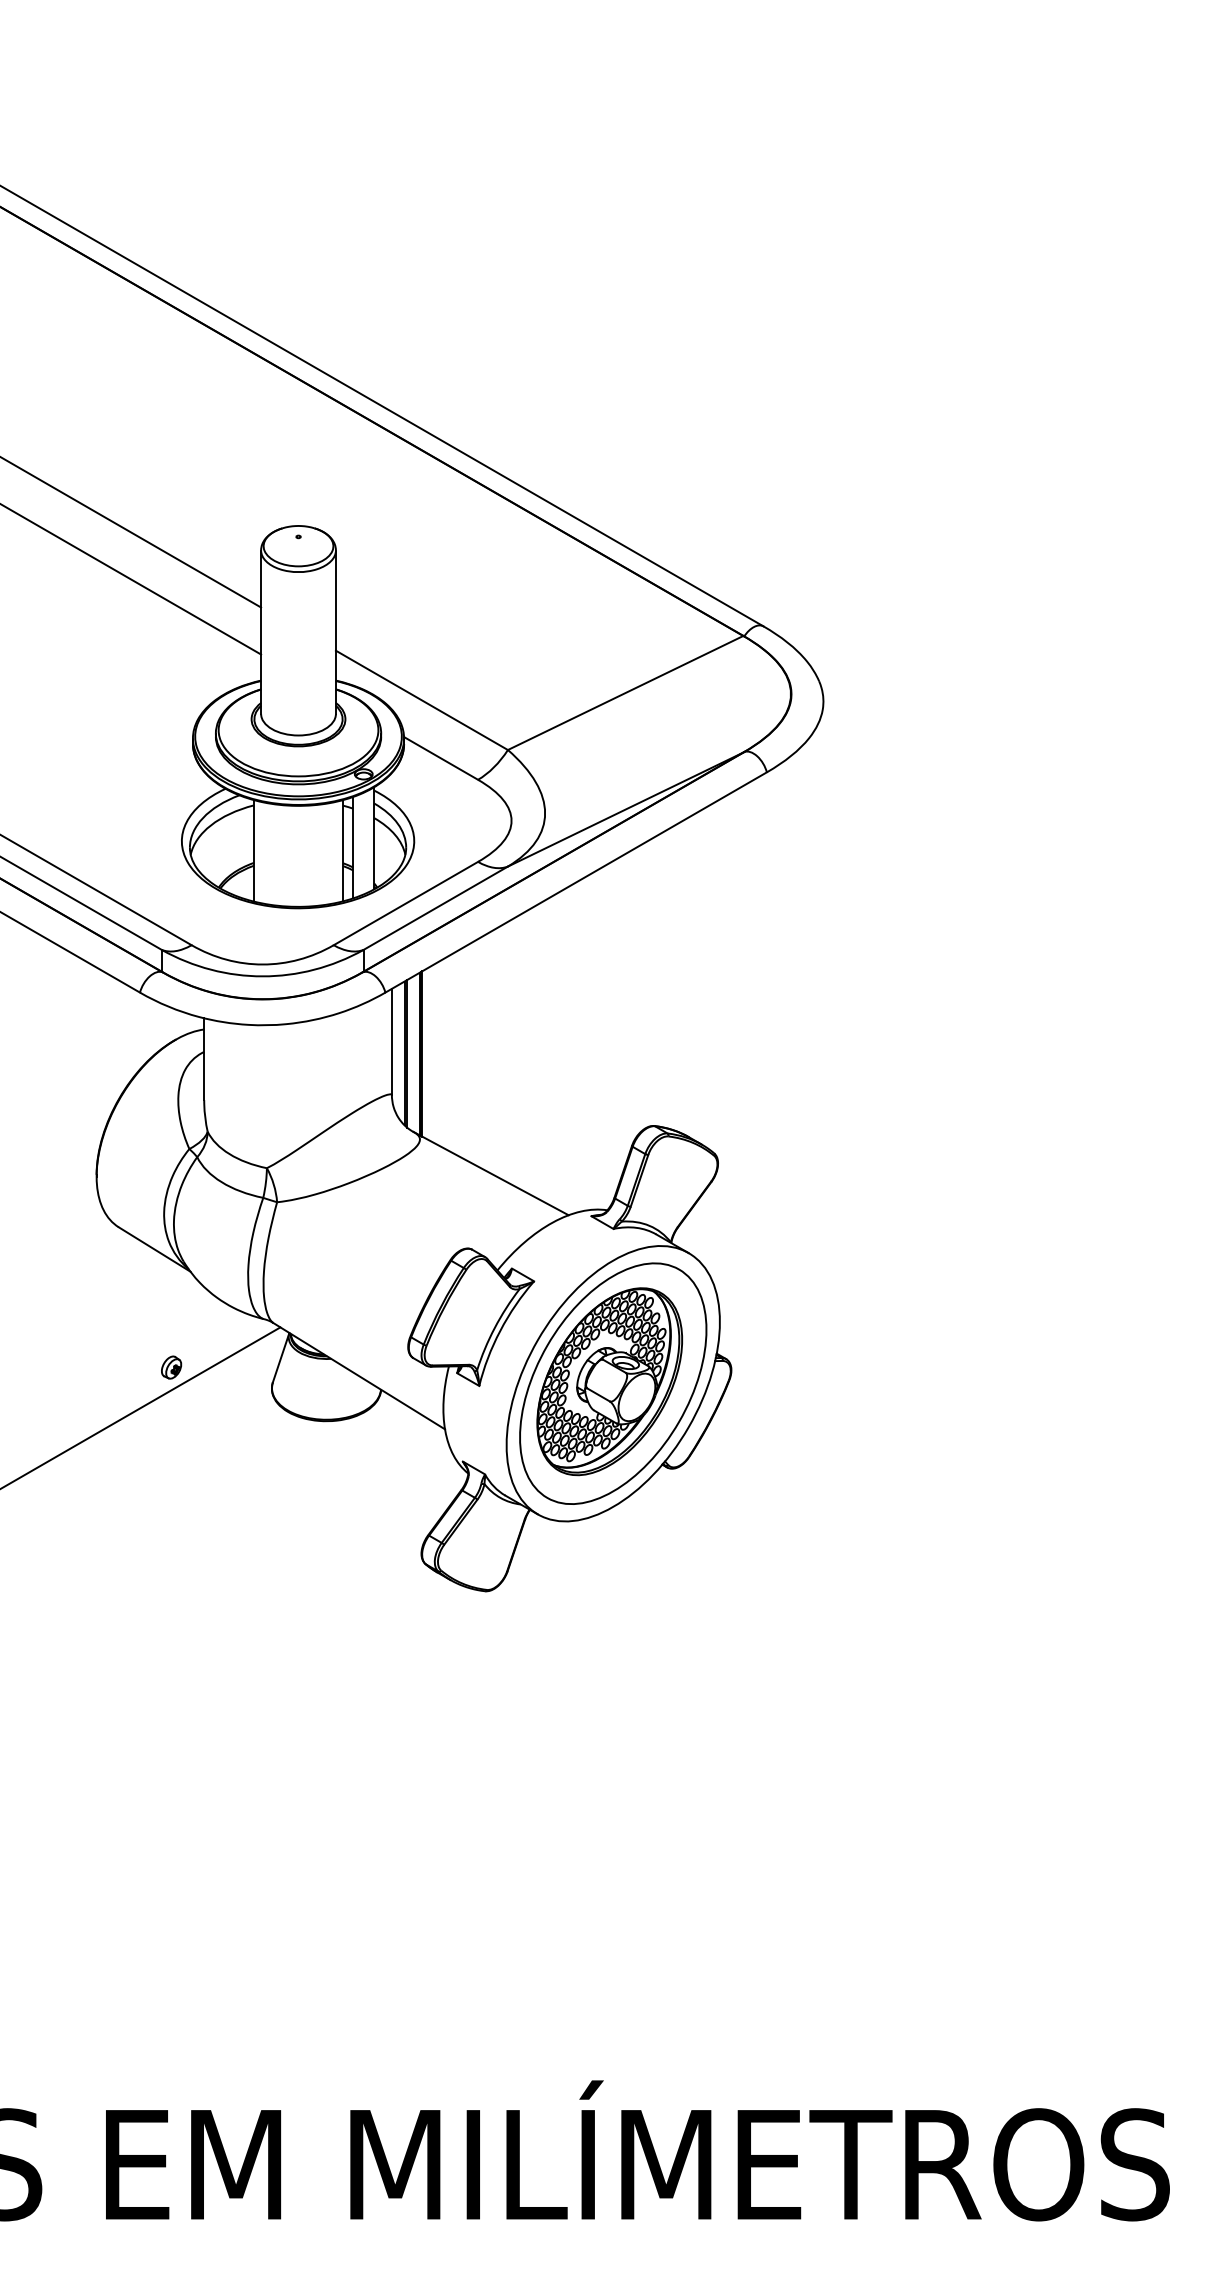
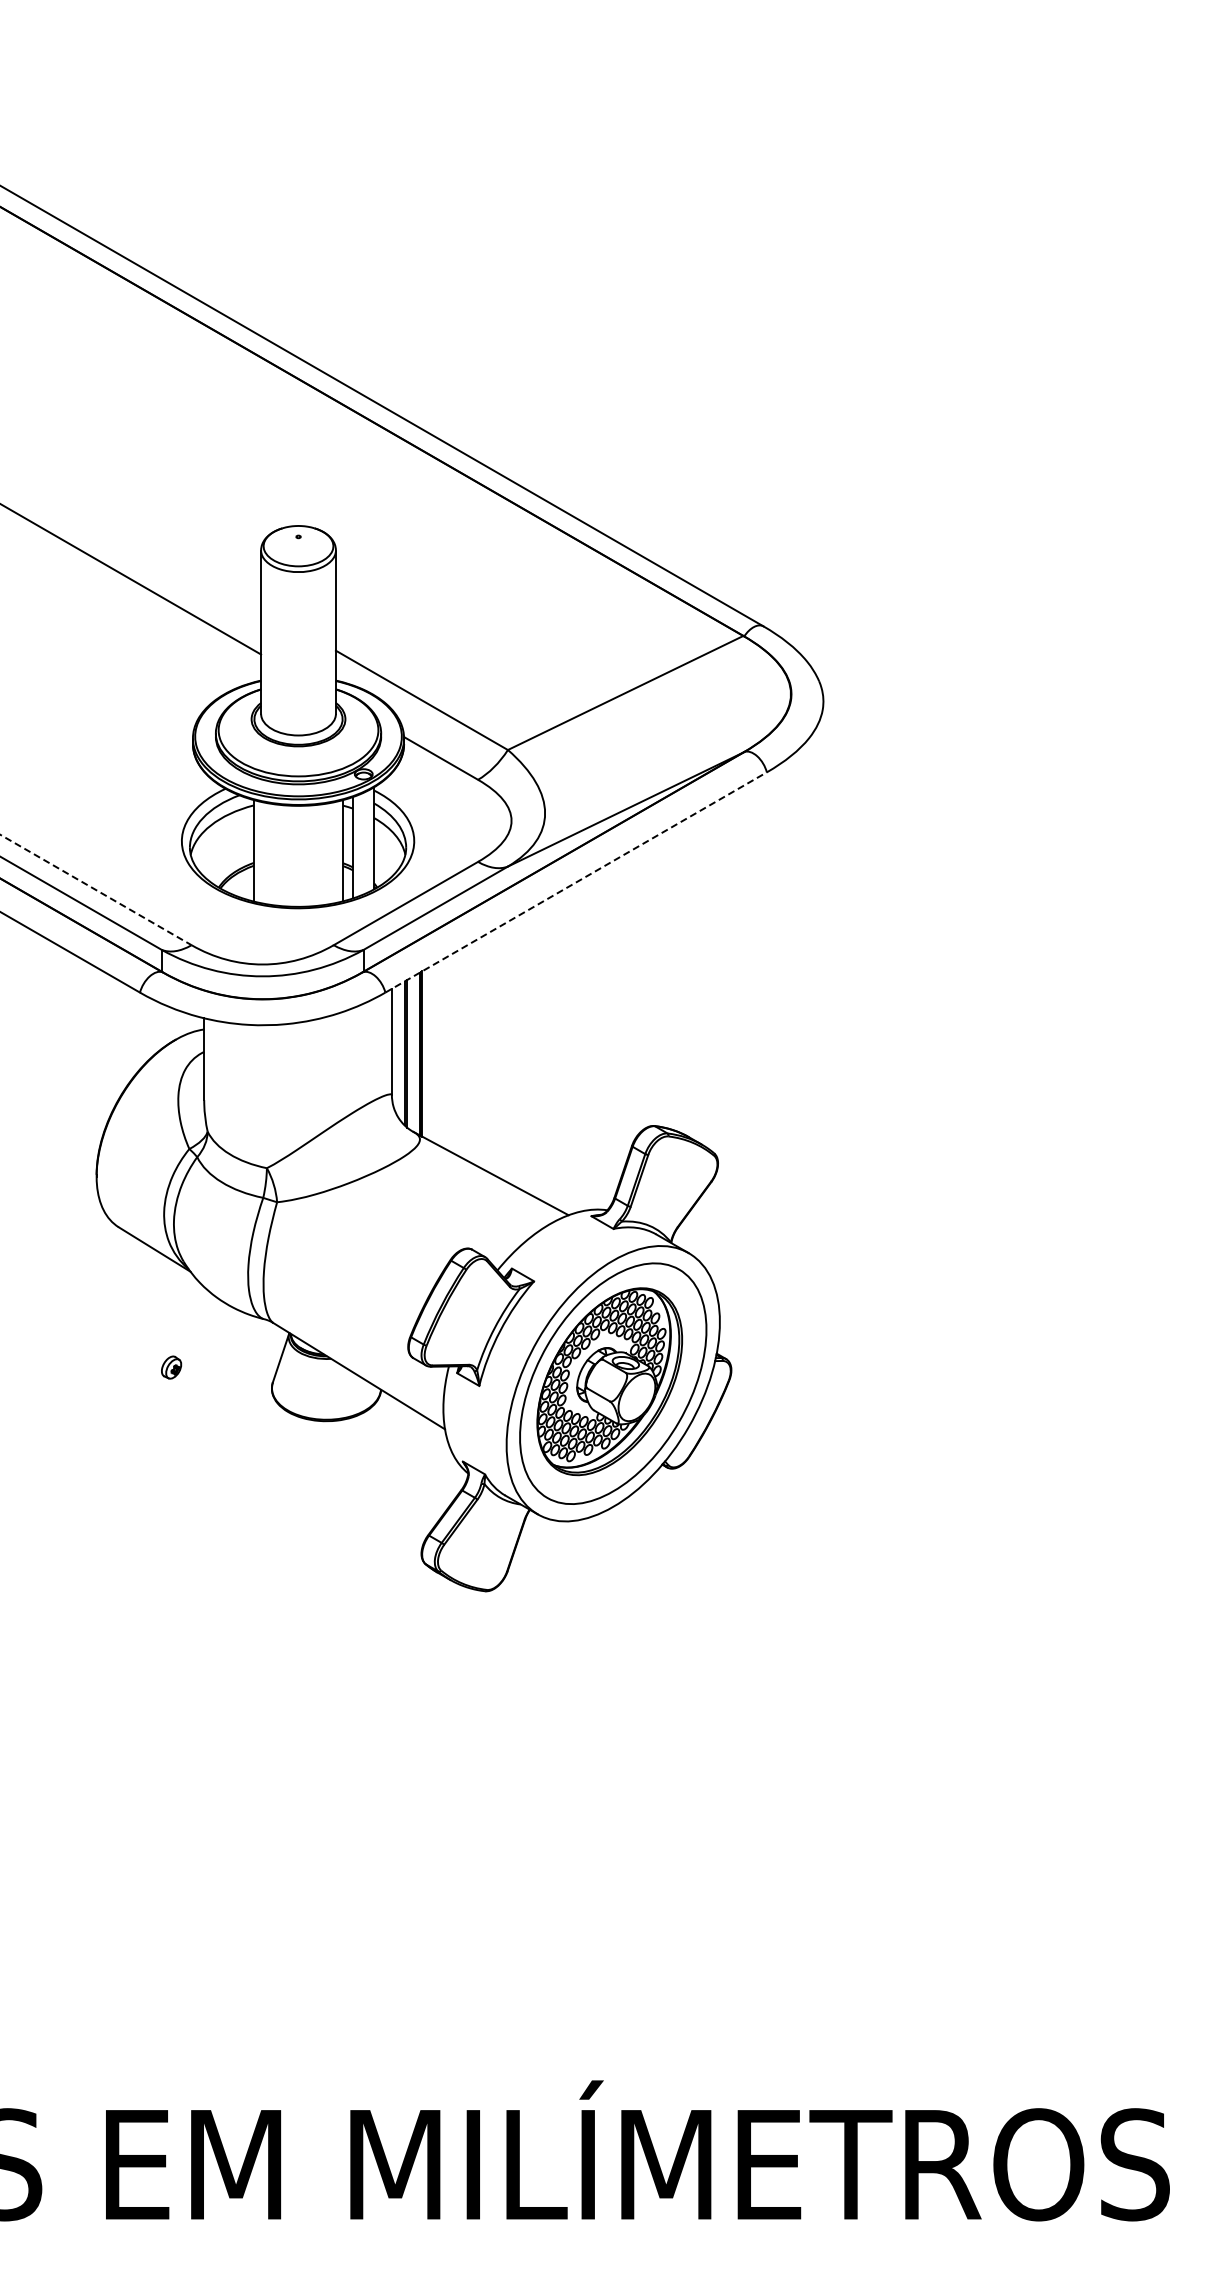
line: present -> none (131, 532)
line: solid -> dashed (576, 882)
line: solid -> dashed (96, 890)
line: present -> none (141, 1407)
